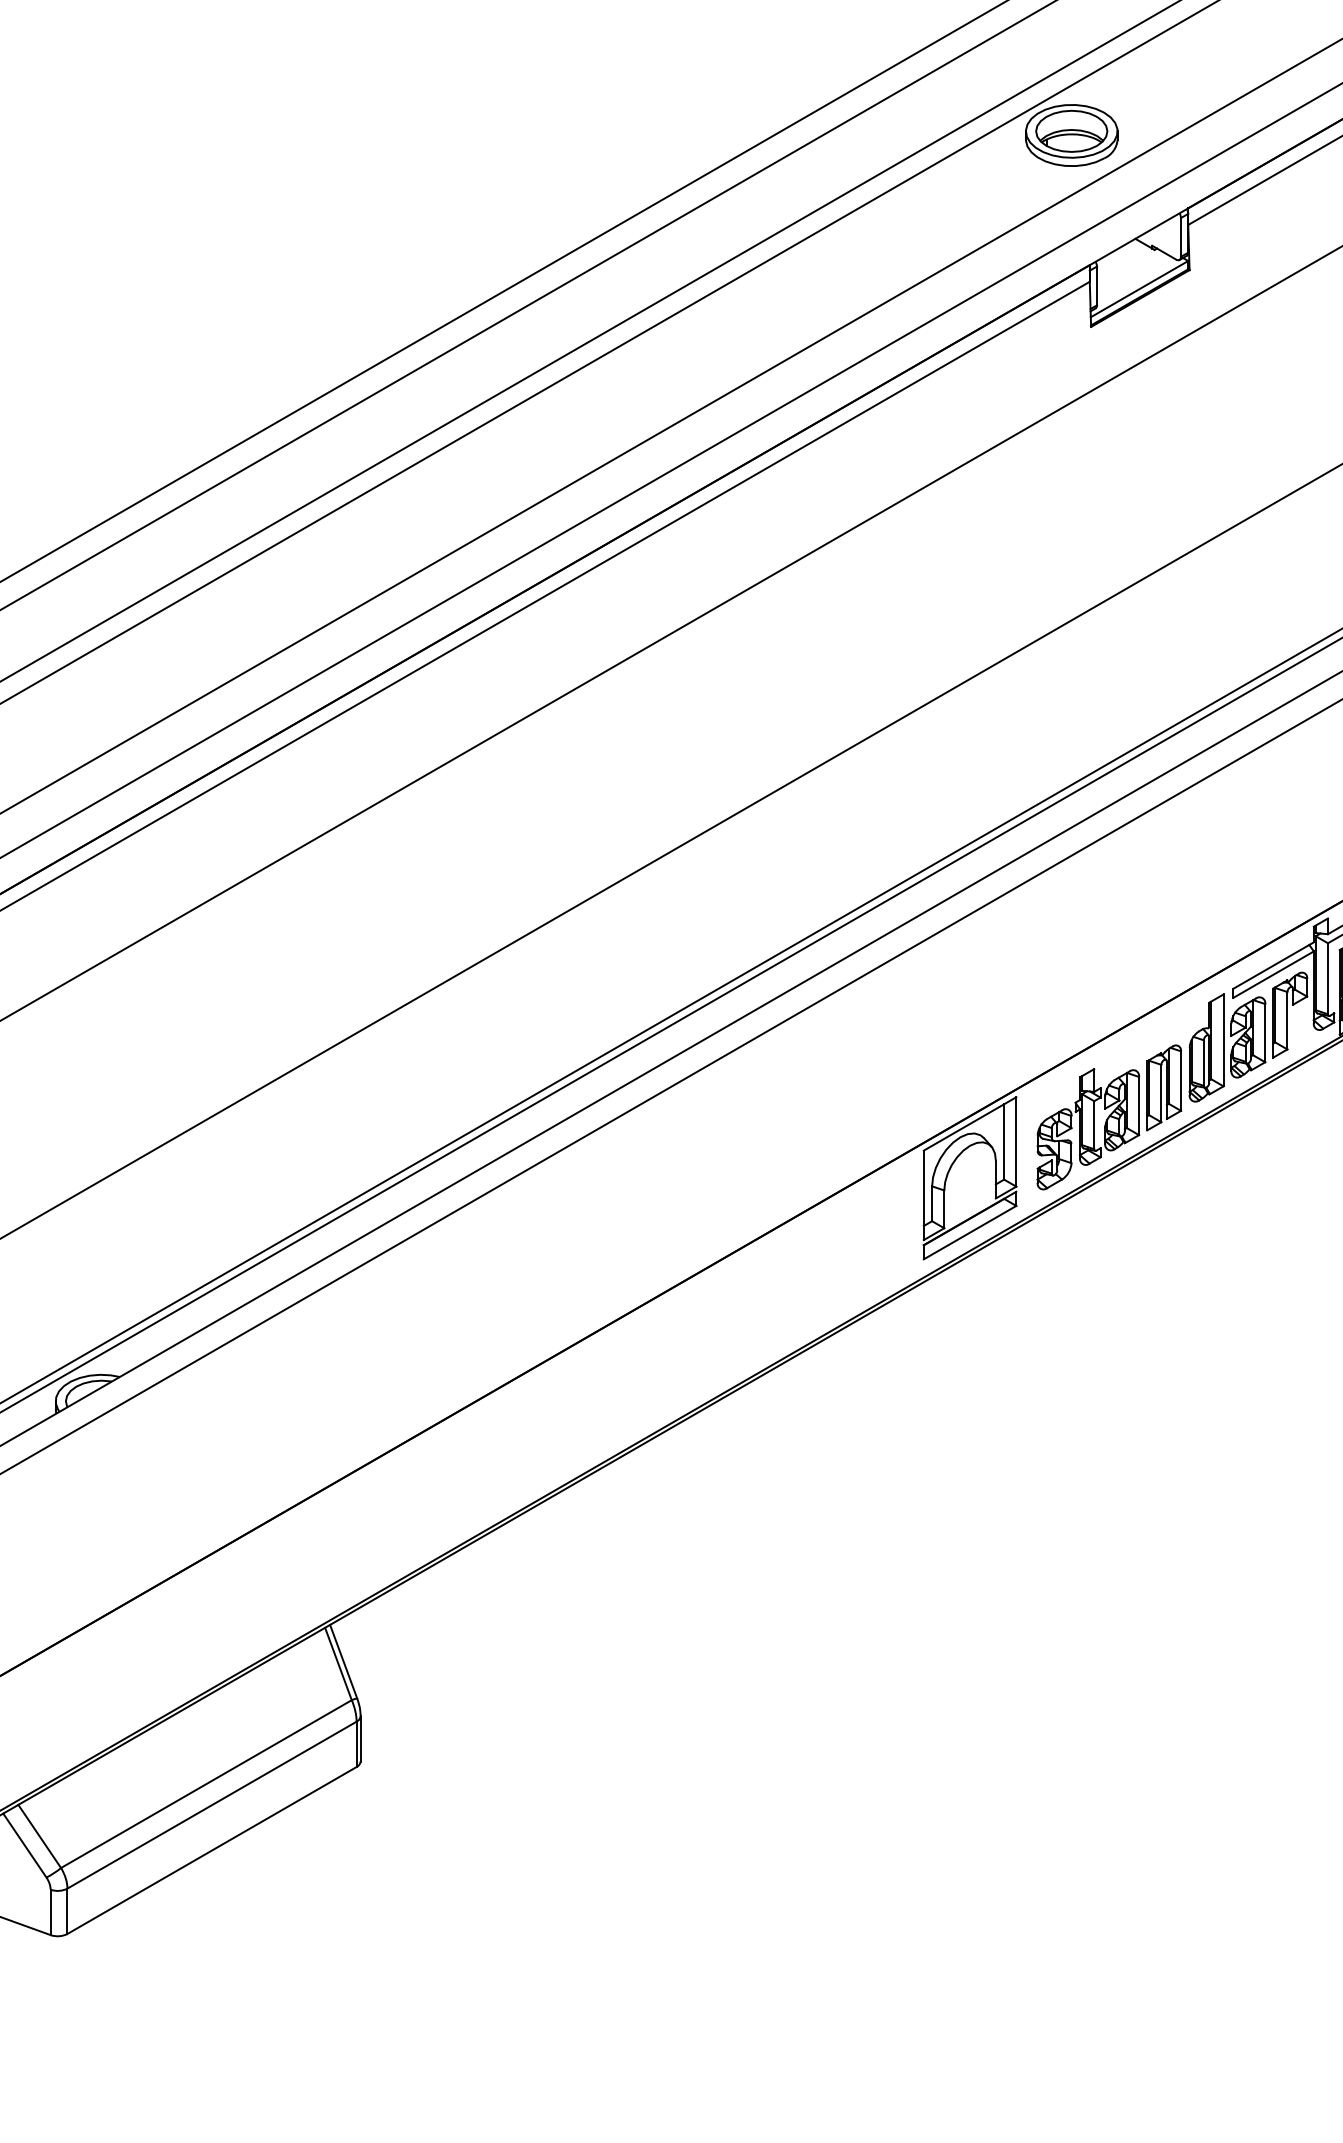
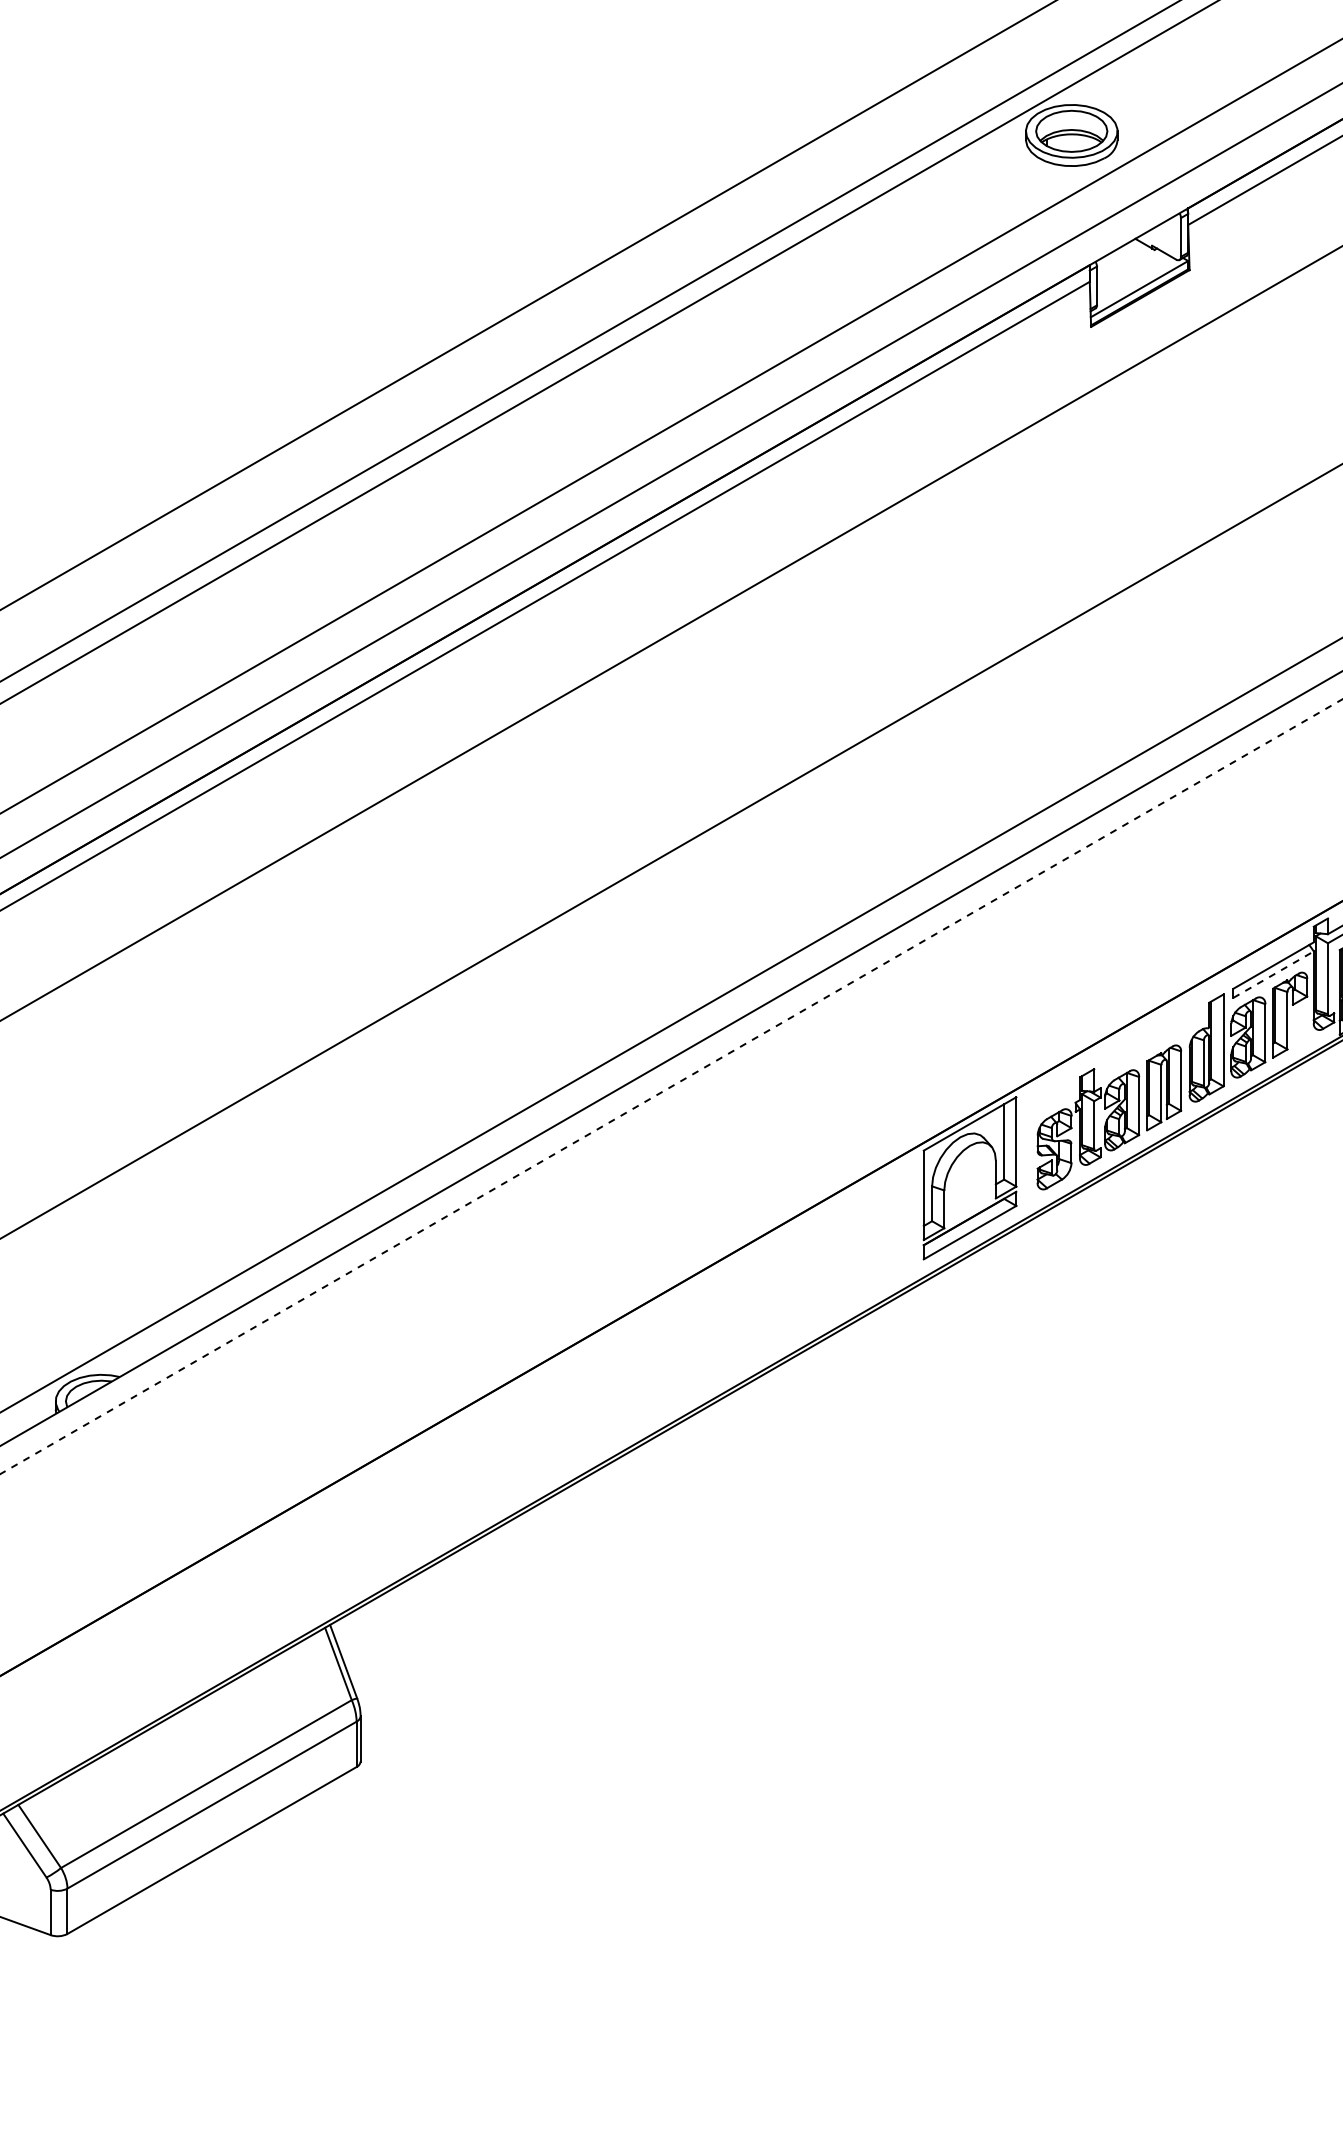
line: present -> none (503, 291)
line: solid -> dashed (1274, 974)
line: present -> none (670, 1015)
line: solid -> dashed (671, 1086)
